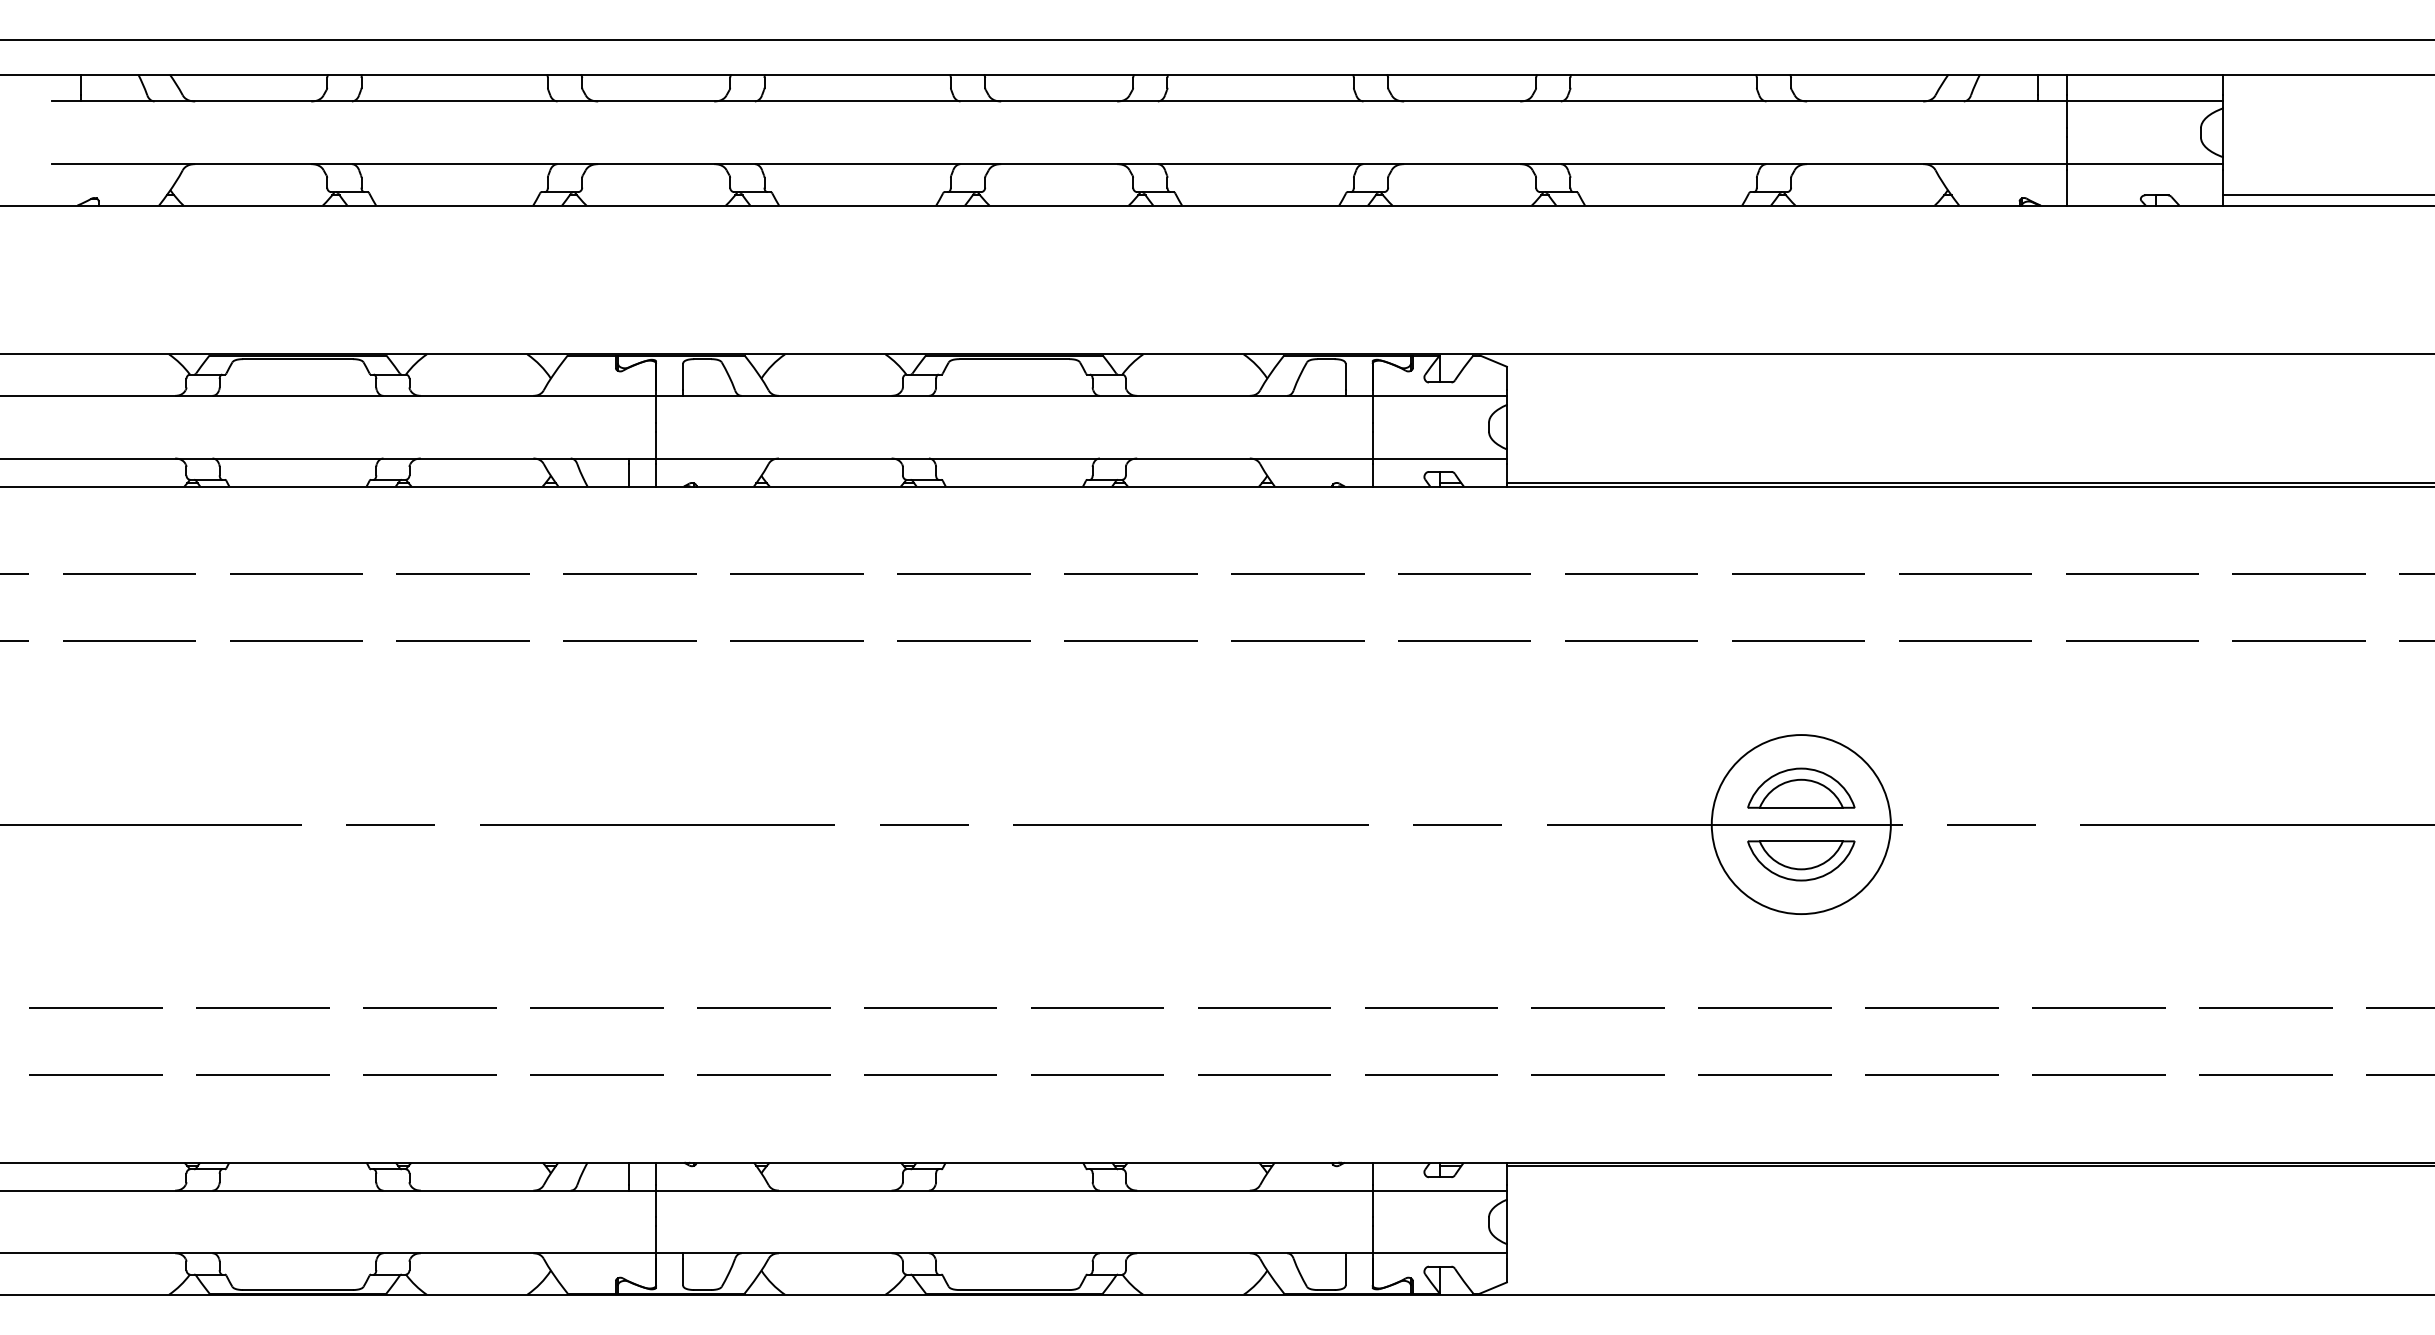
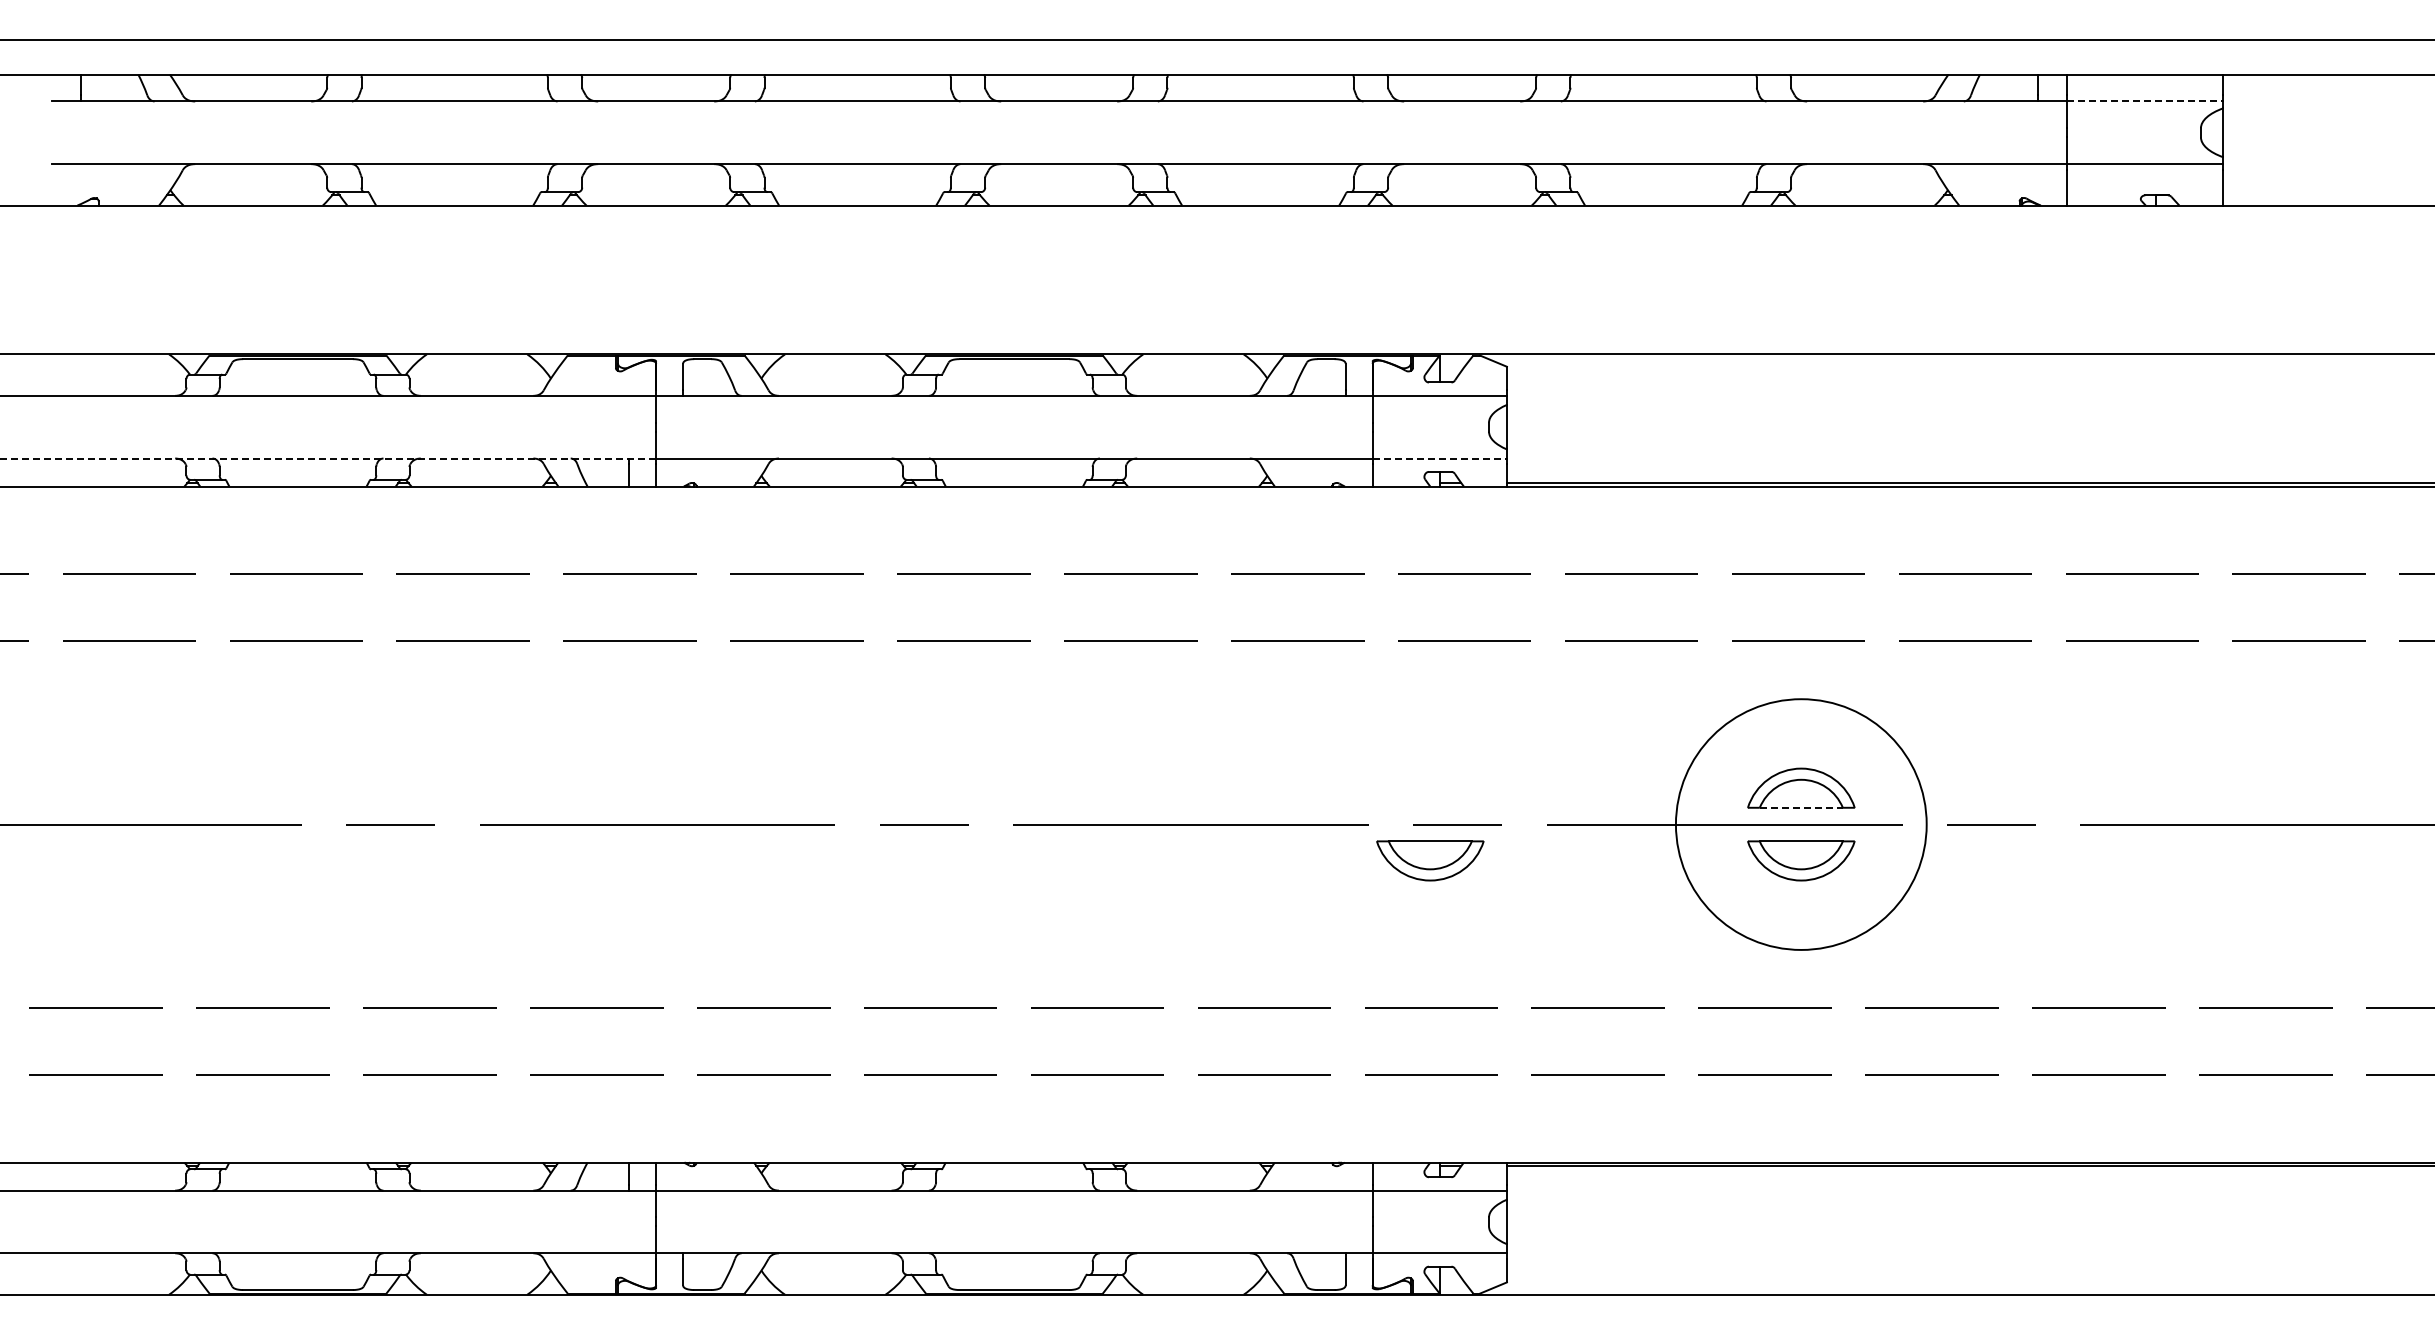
line: solid -> dashed (2145, 101)
line: present -> none (2327, 195)
line: solid -> dashed (328, 458)
line: solid -> dashed (1440, 458)
line: solid -> dashed (1801, 807)
circle diameter: 179 px -> 251 px (1800, 824)
part: none -> present (1430, 860)
